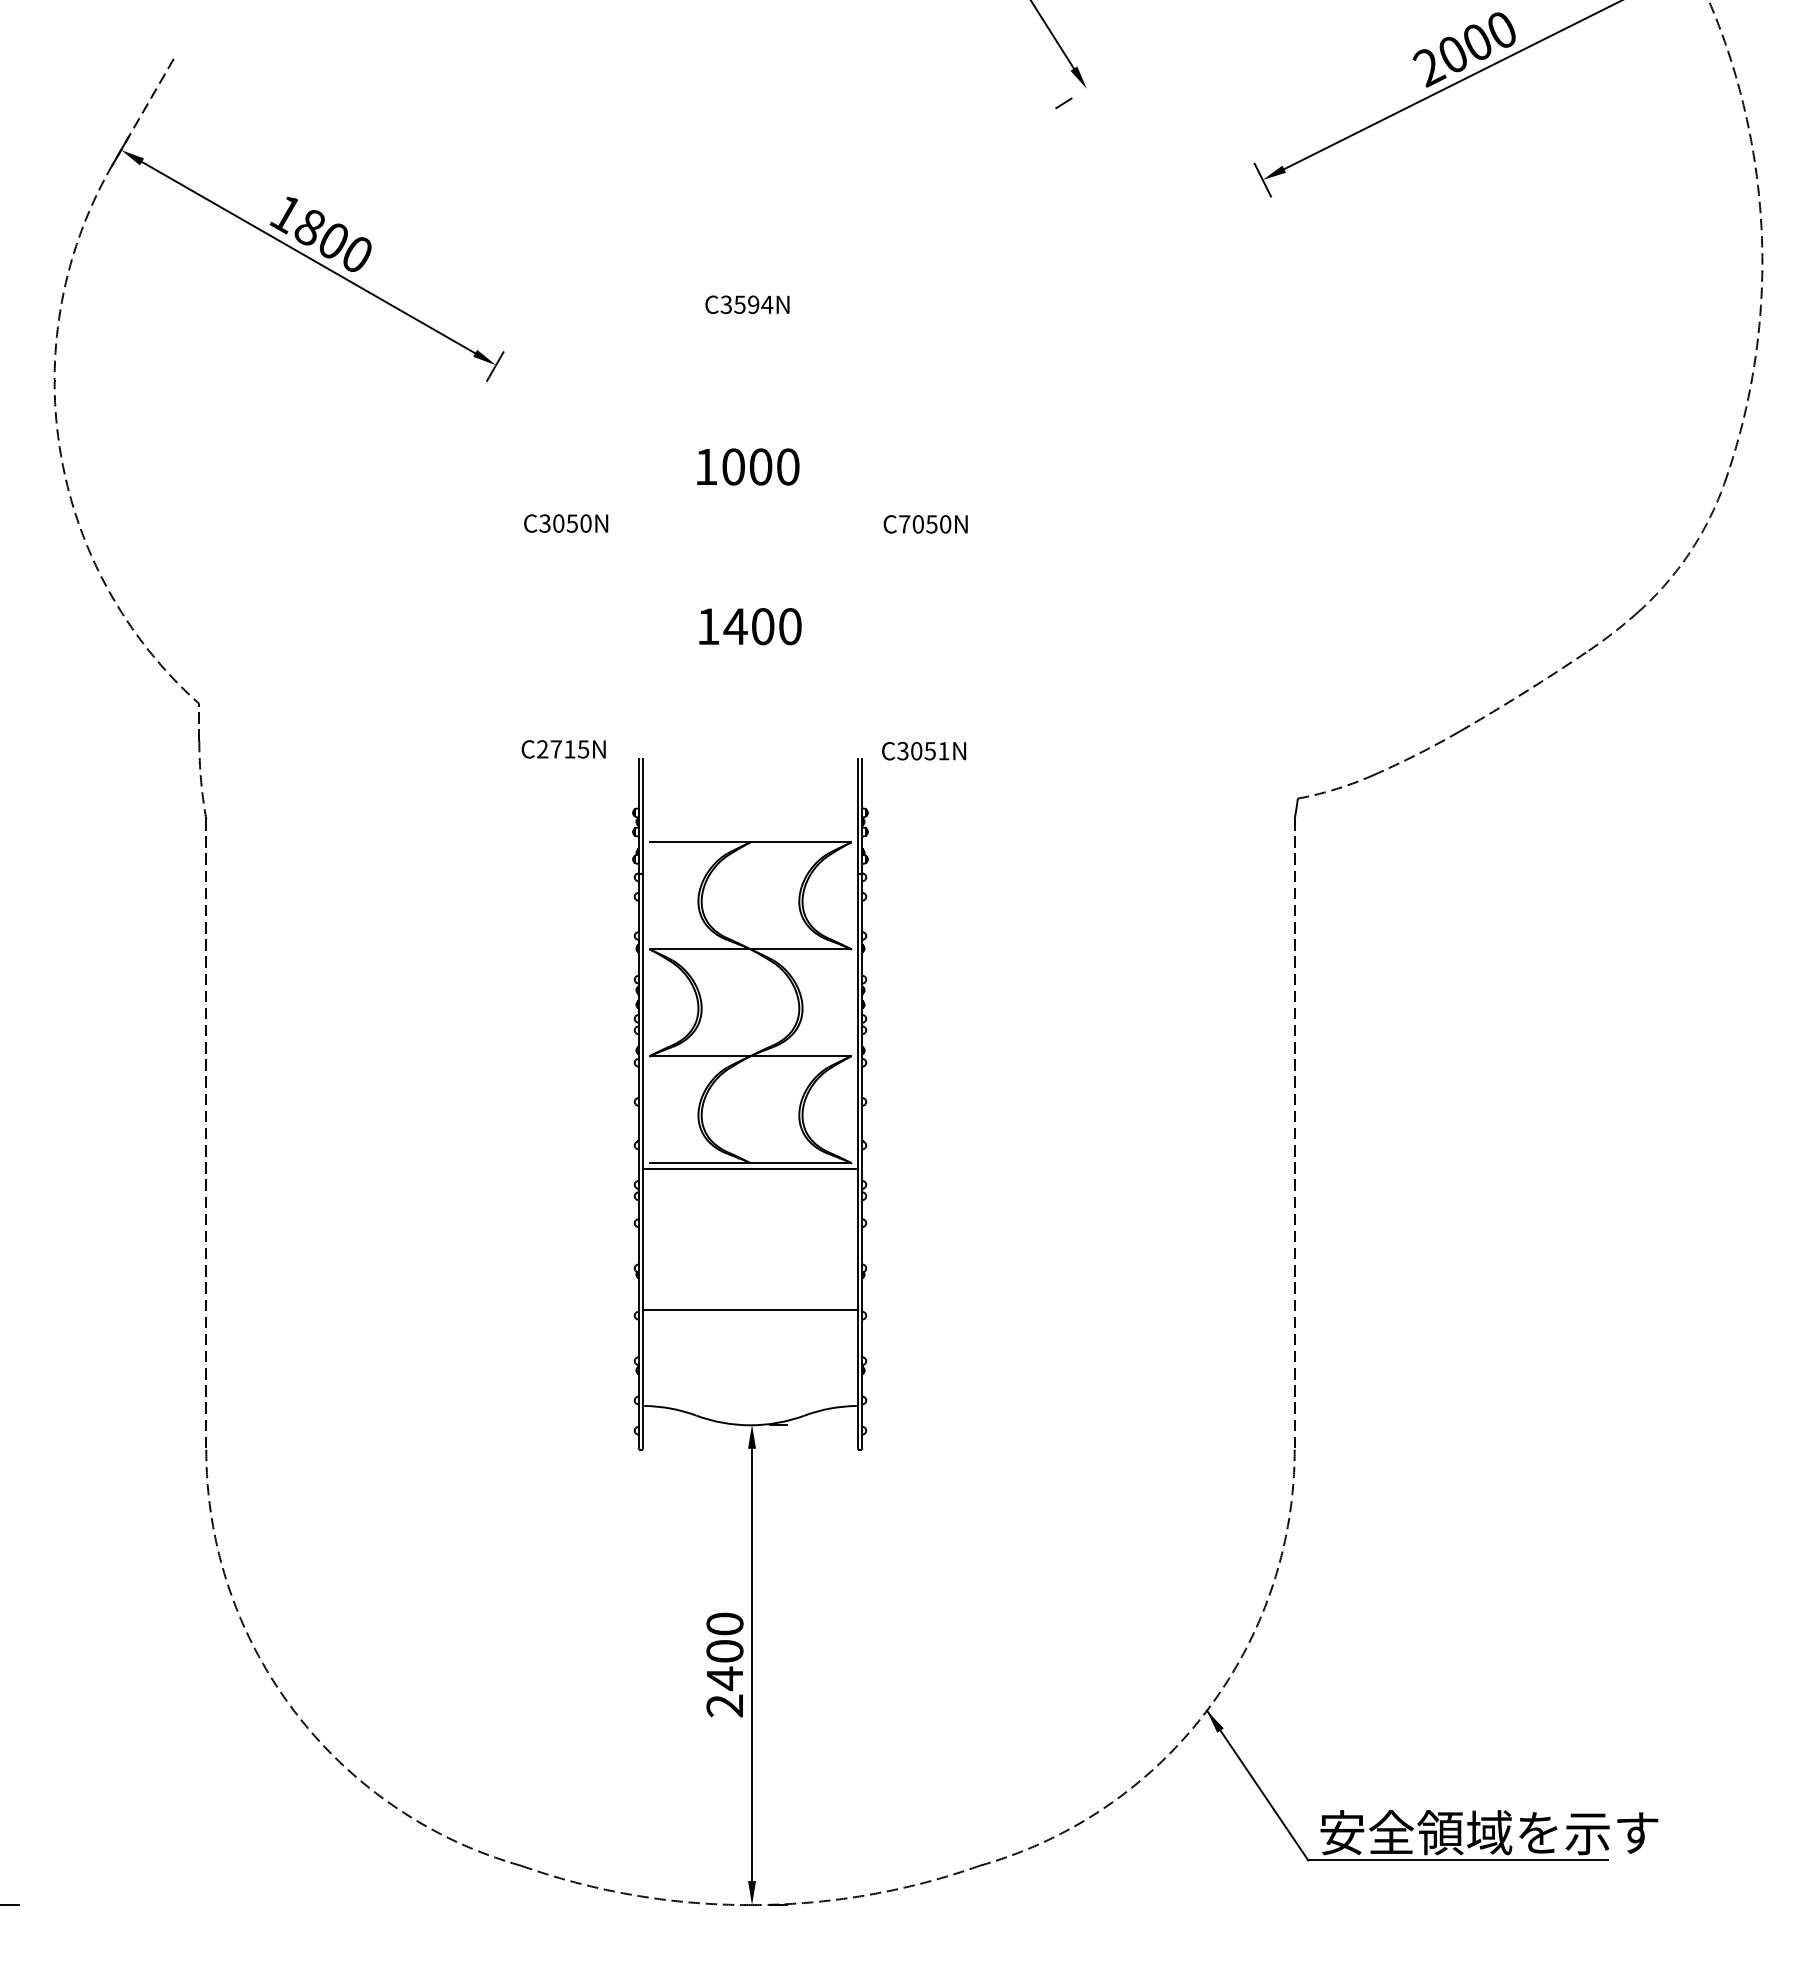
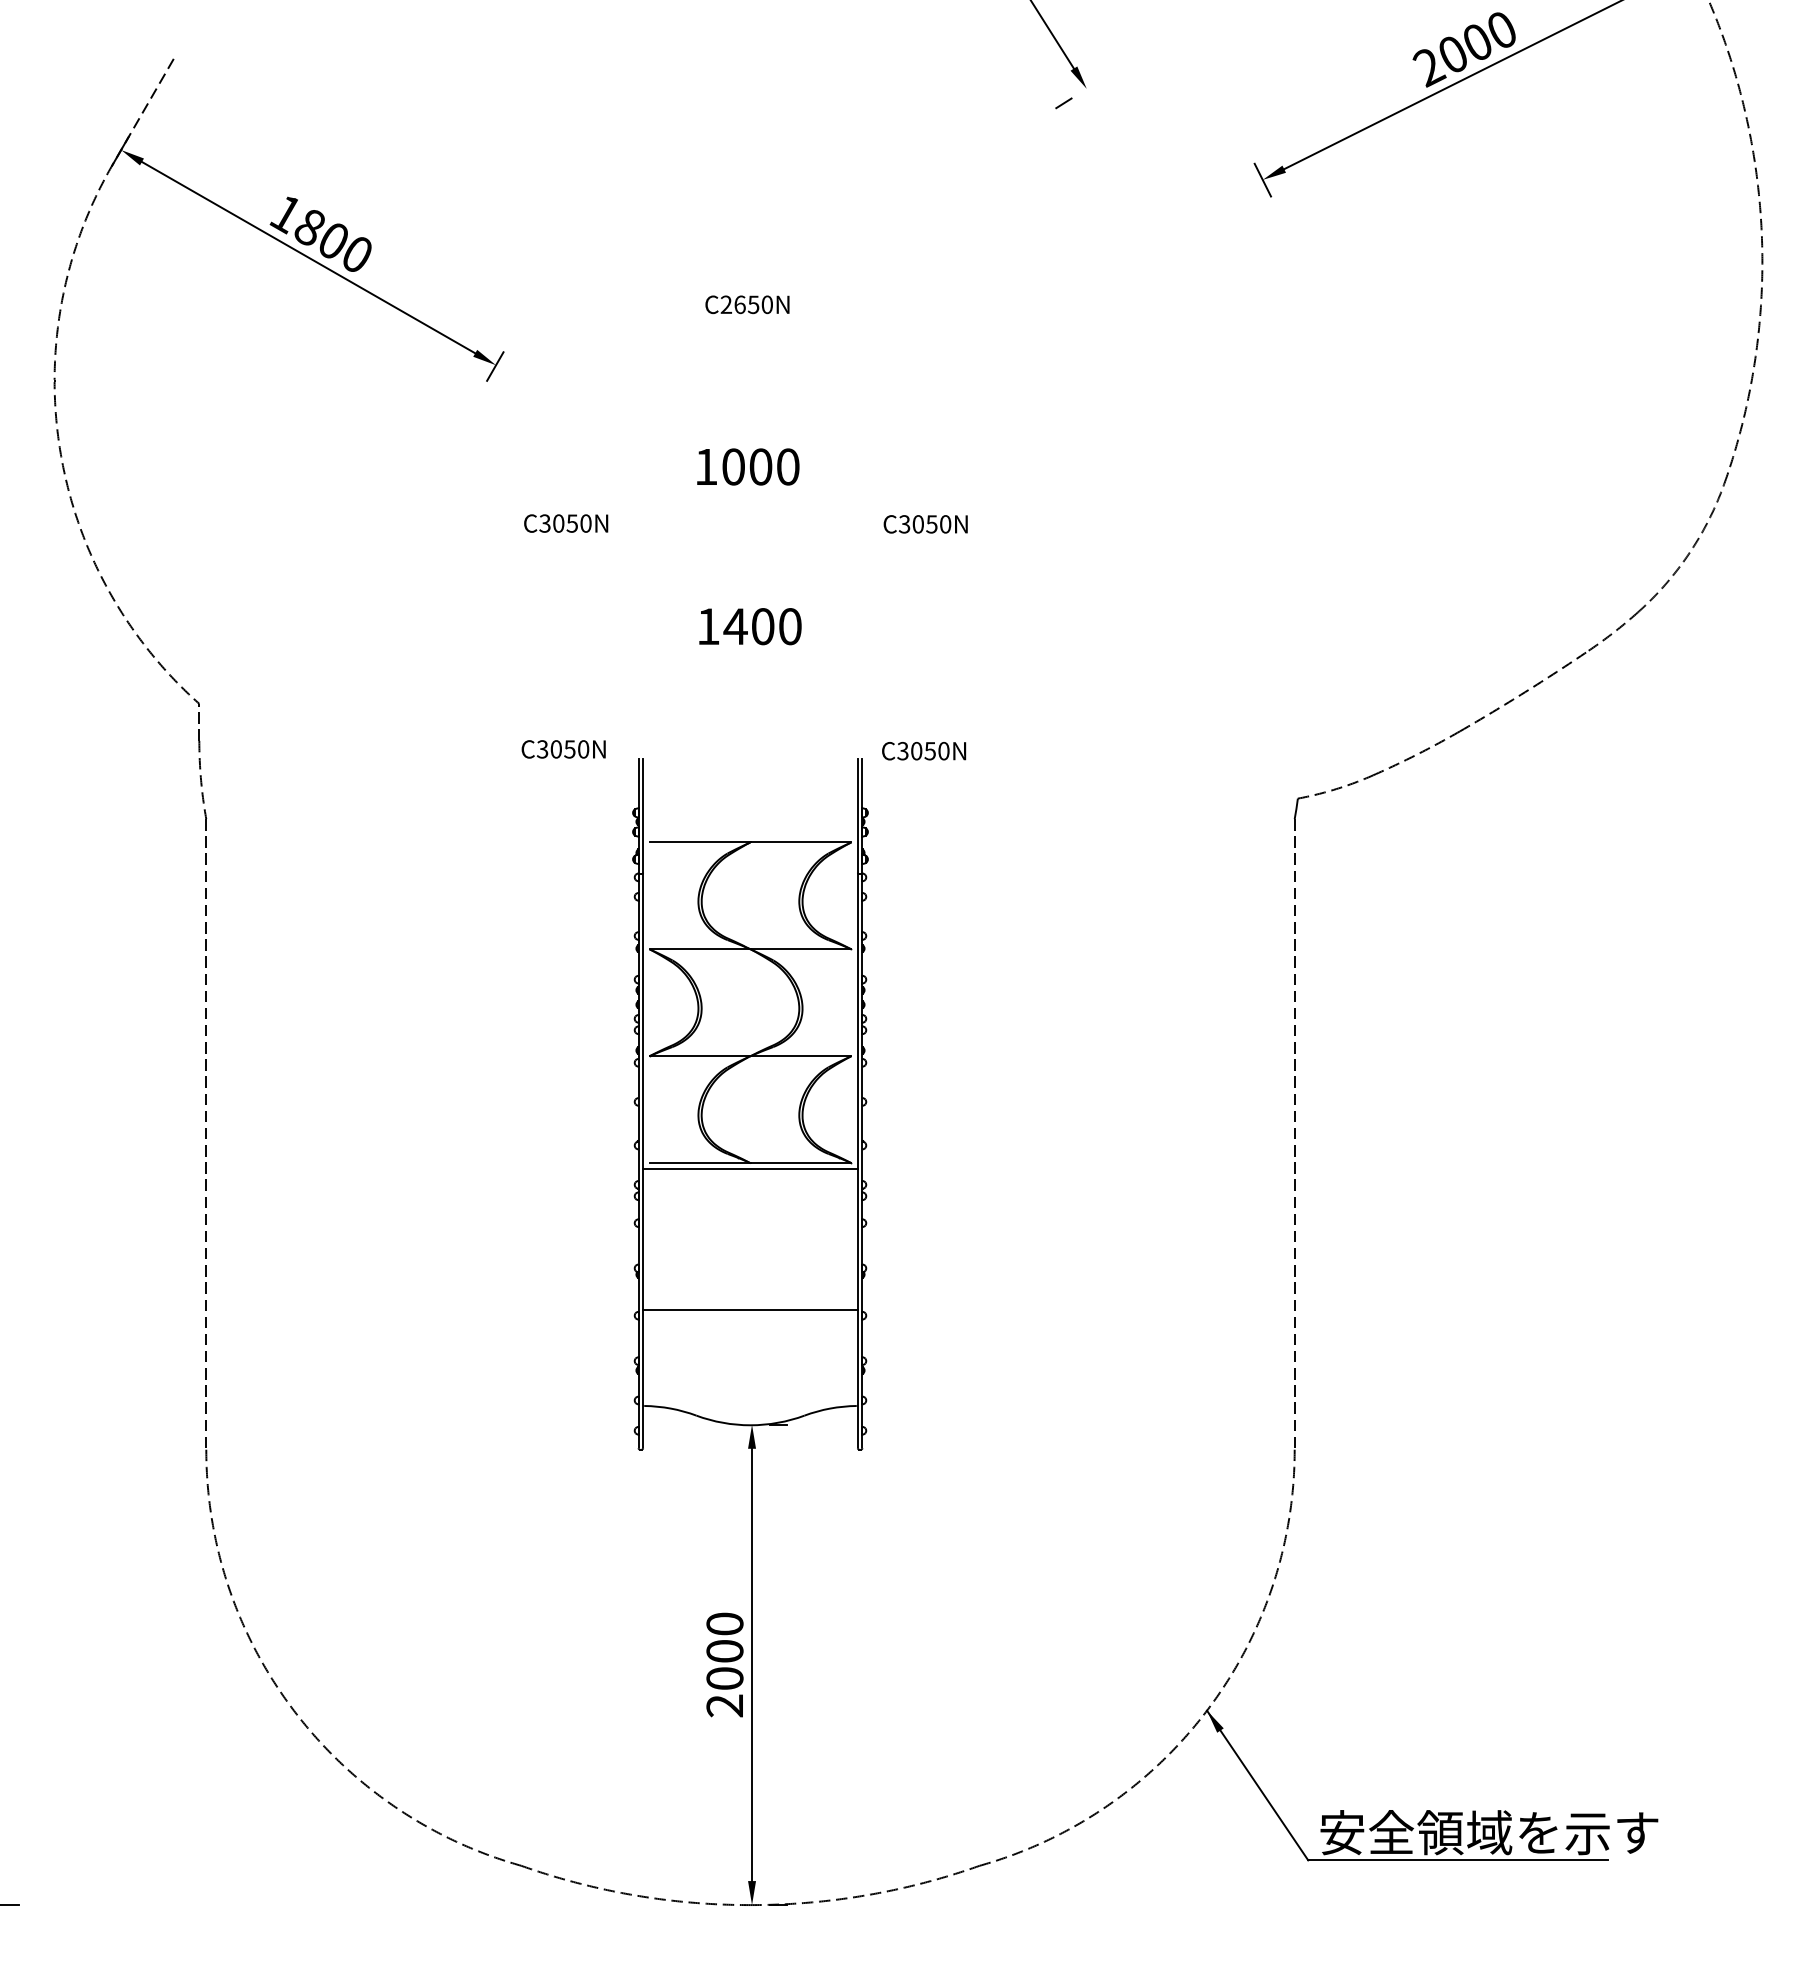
text: C3594N -> C2650N (746, 304)
text: C7050N -> C3050N (904, 524)
text: C2715N -> C3050N (562, 749)
text: C3051N -> C3050N (943, 751)
text: 2400 -> 2000 (724, 1678)
